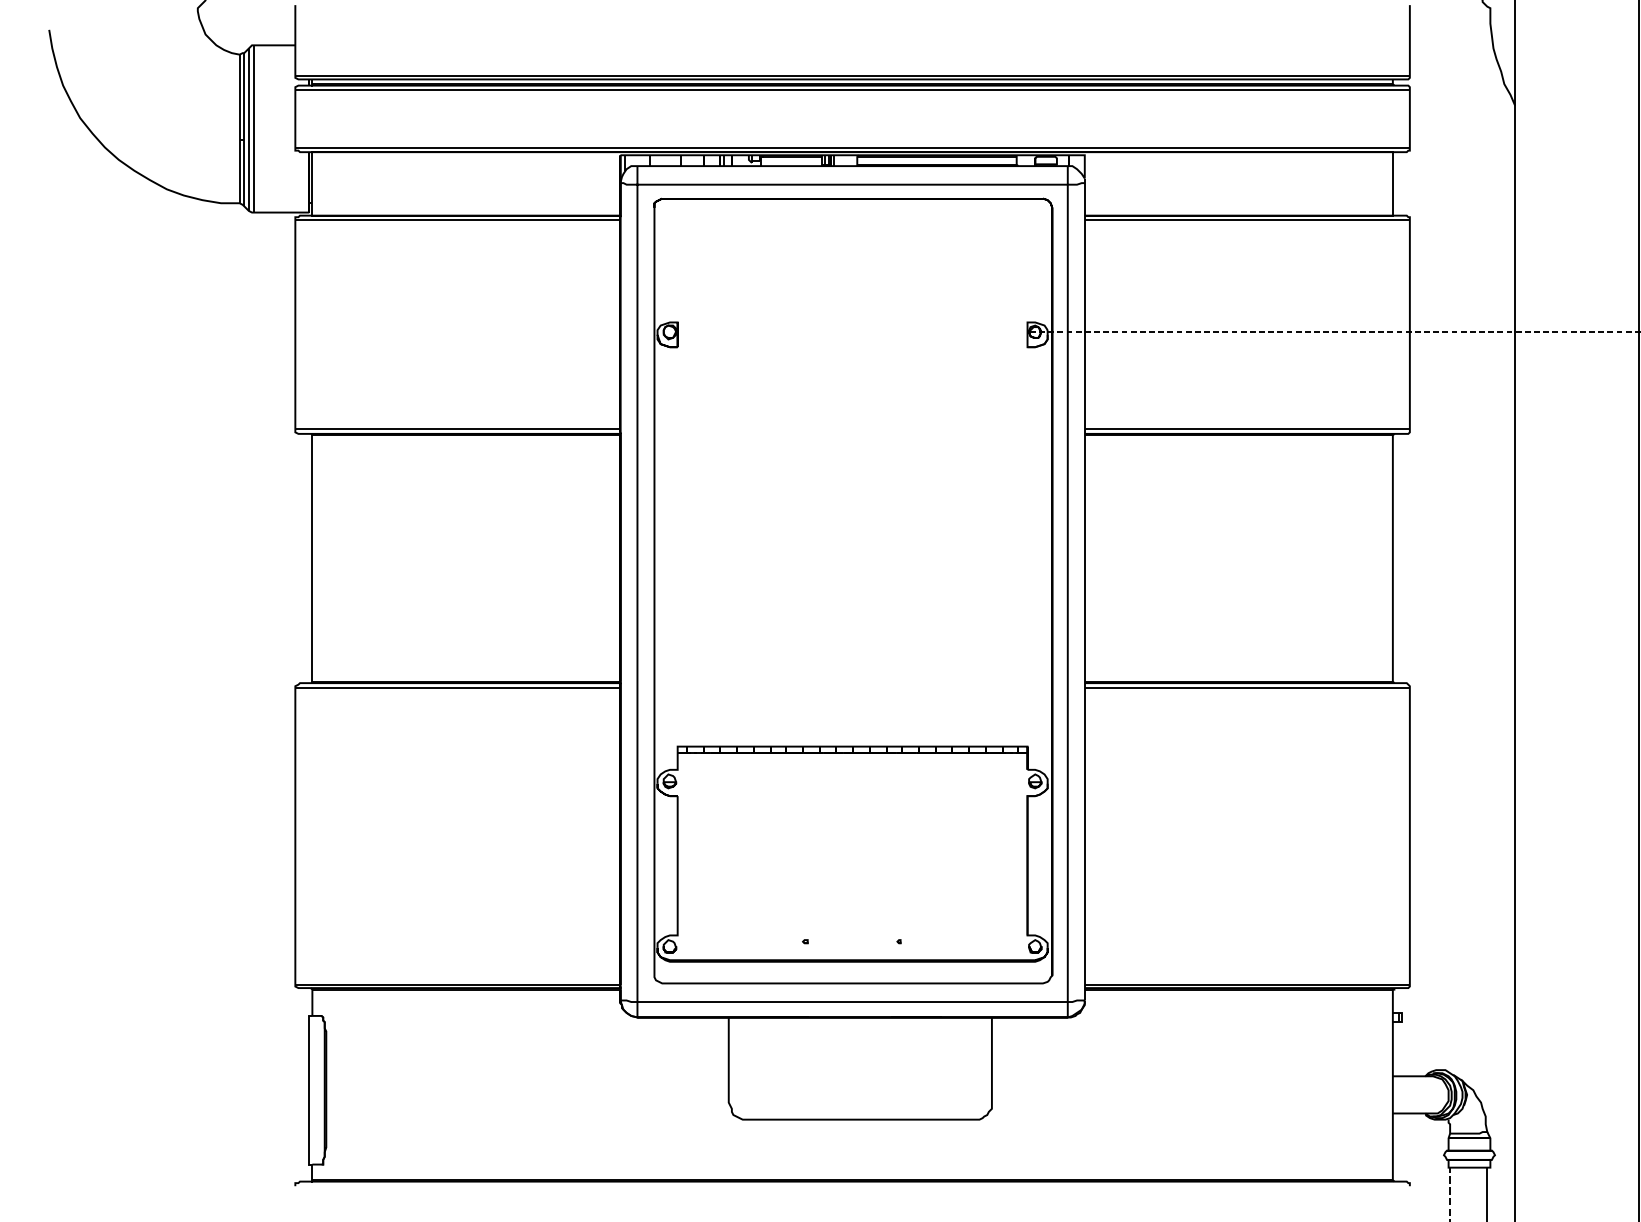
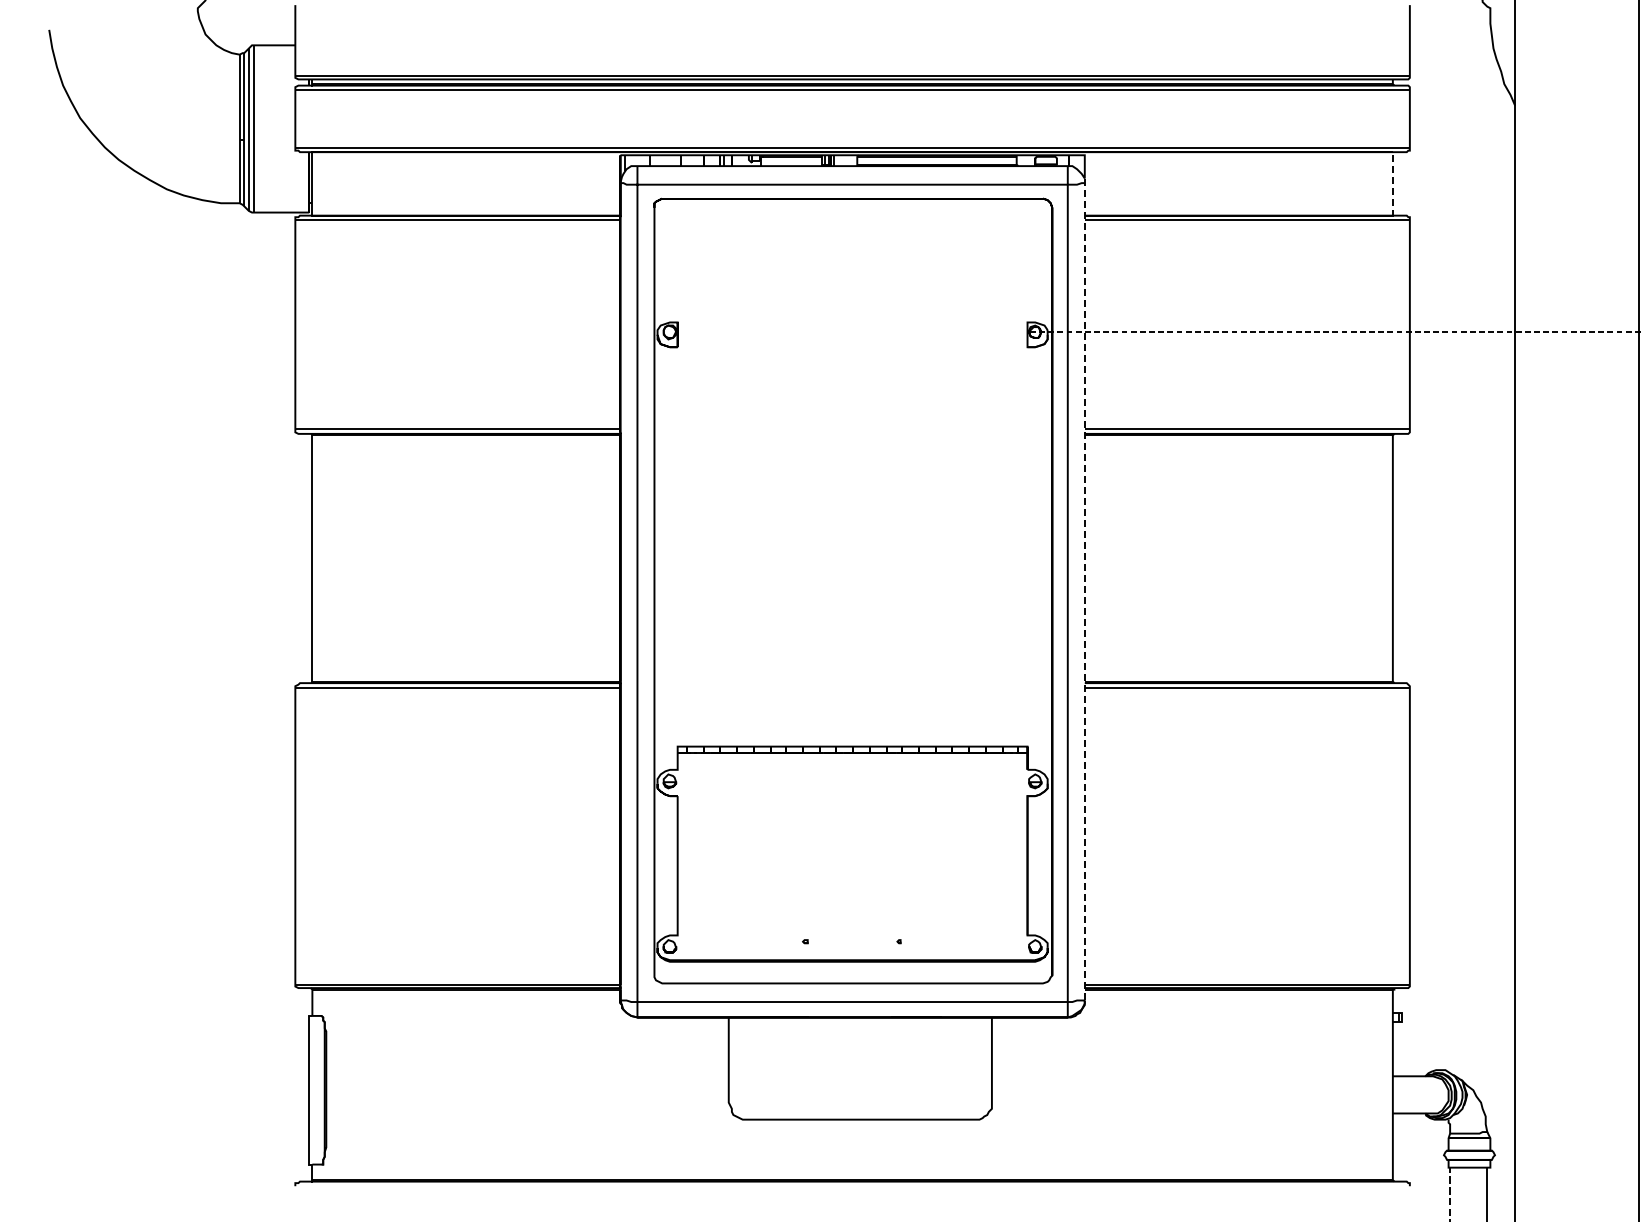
line: solid -> dashed (1392, 183)
line: solid -> dashed (1084, 588)
